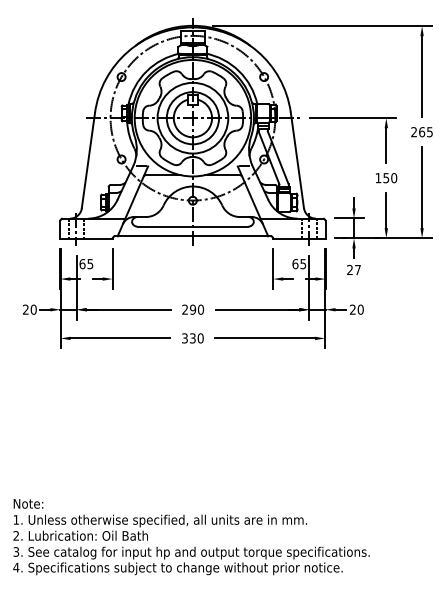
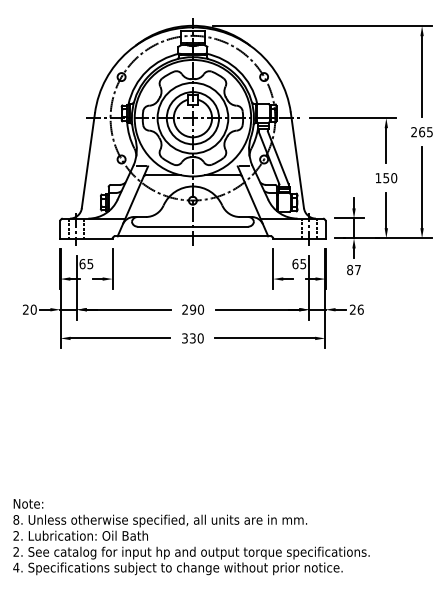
text: 27 -> 87 (350, 270)
text: 20 -> 26 (360, 309)
text: 1. -> 8. (16, 519)
text: 3. -> 2. (16, 552)
